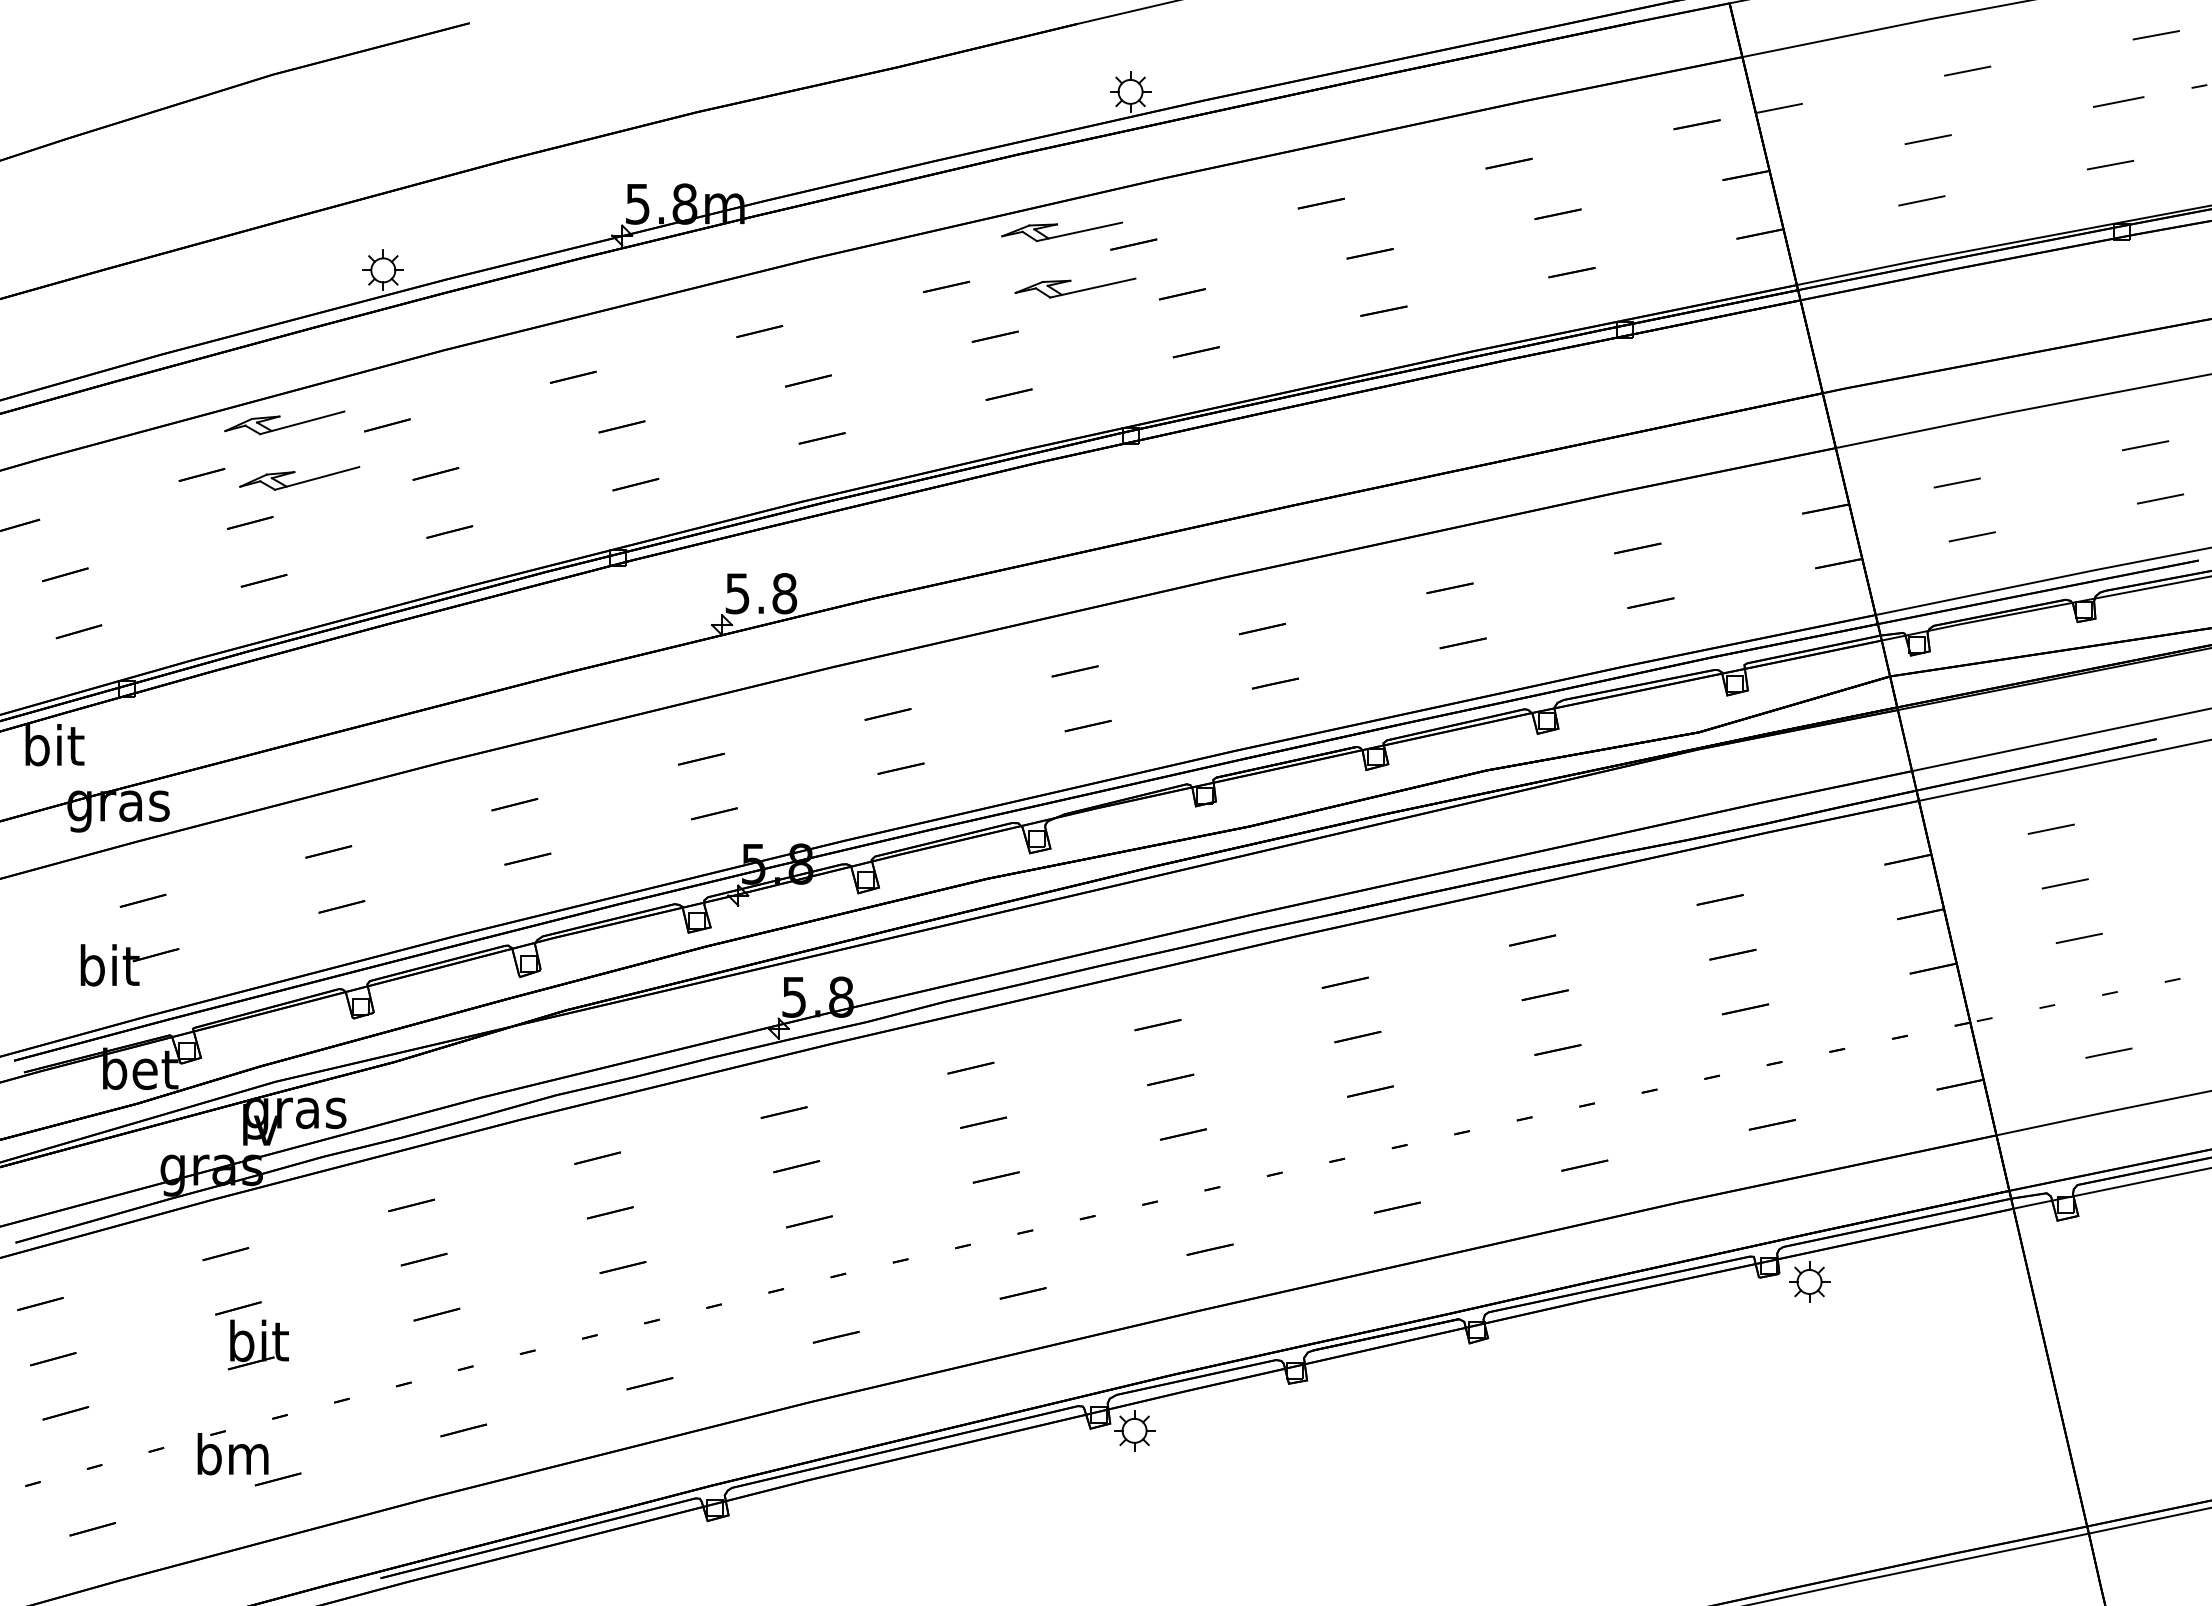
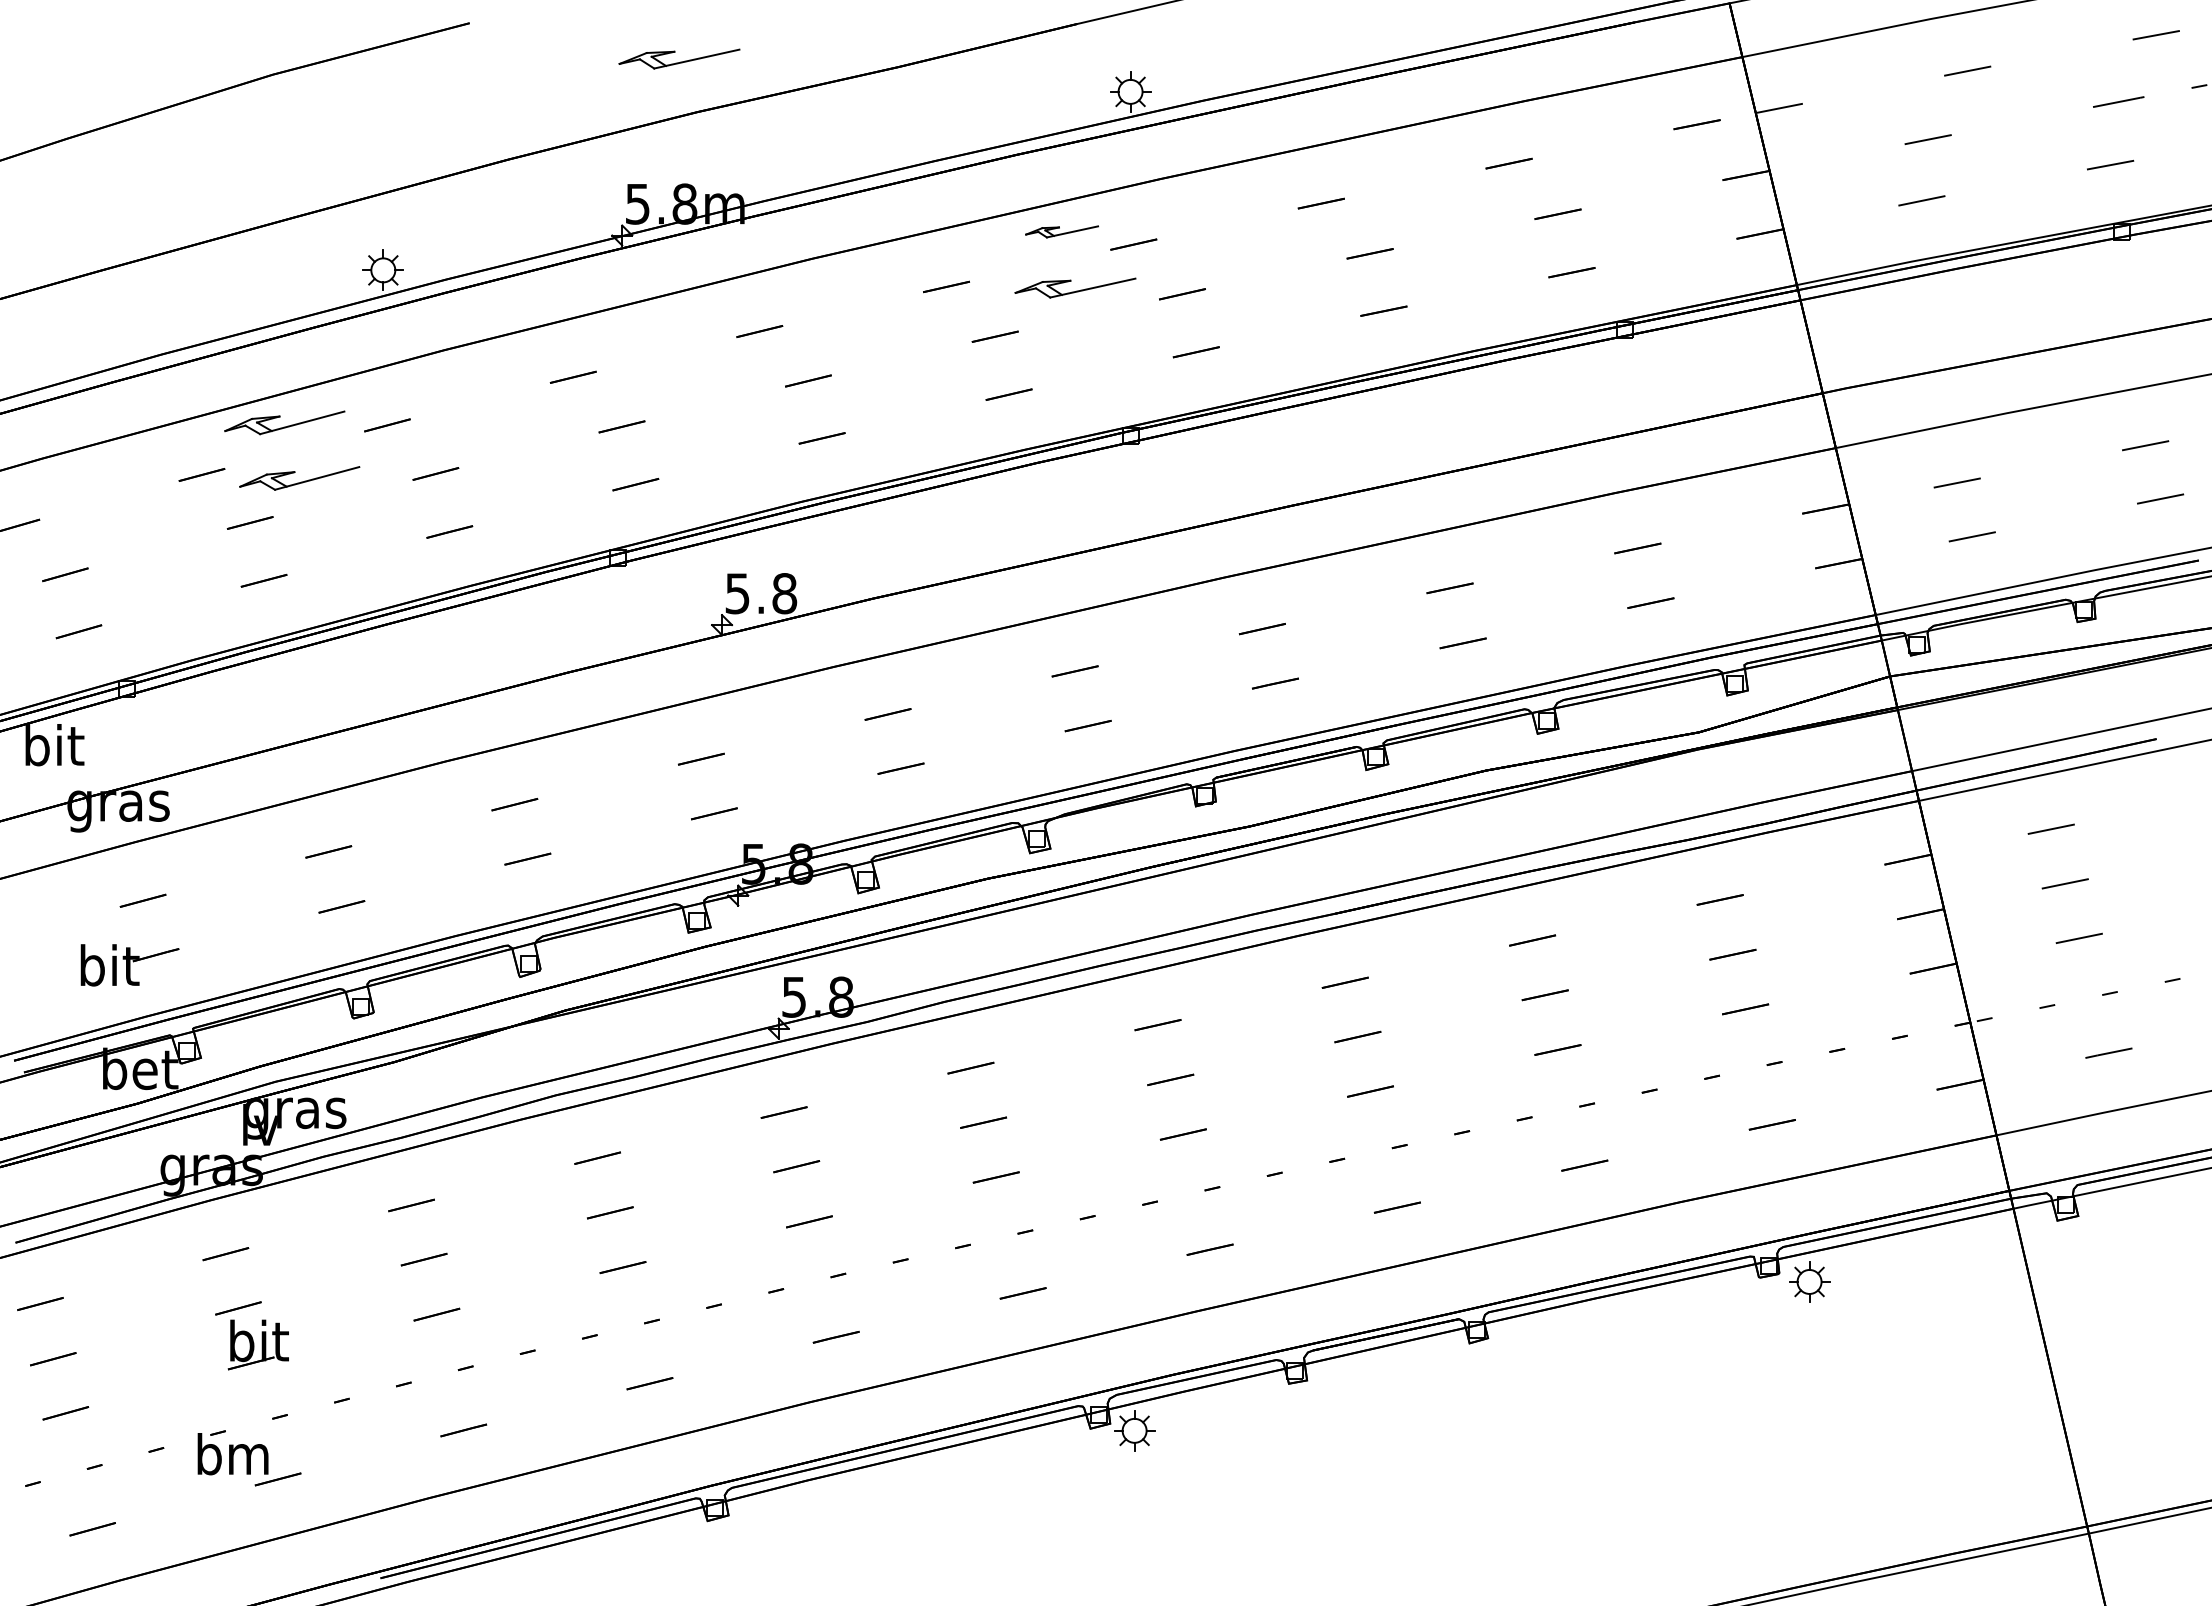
part: none -> present (679, 58)
part size: 122x22 px -> 74x14 px (1061, 231)
